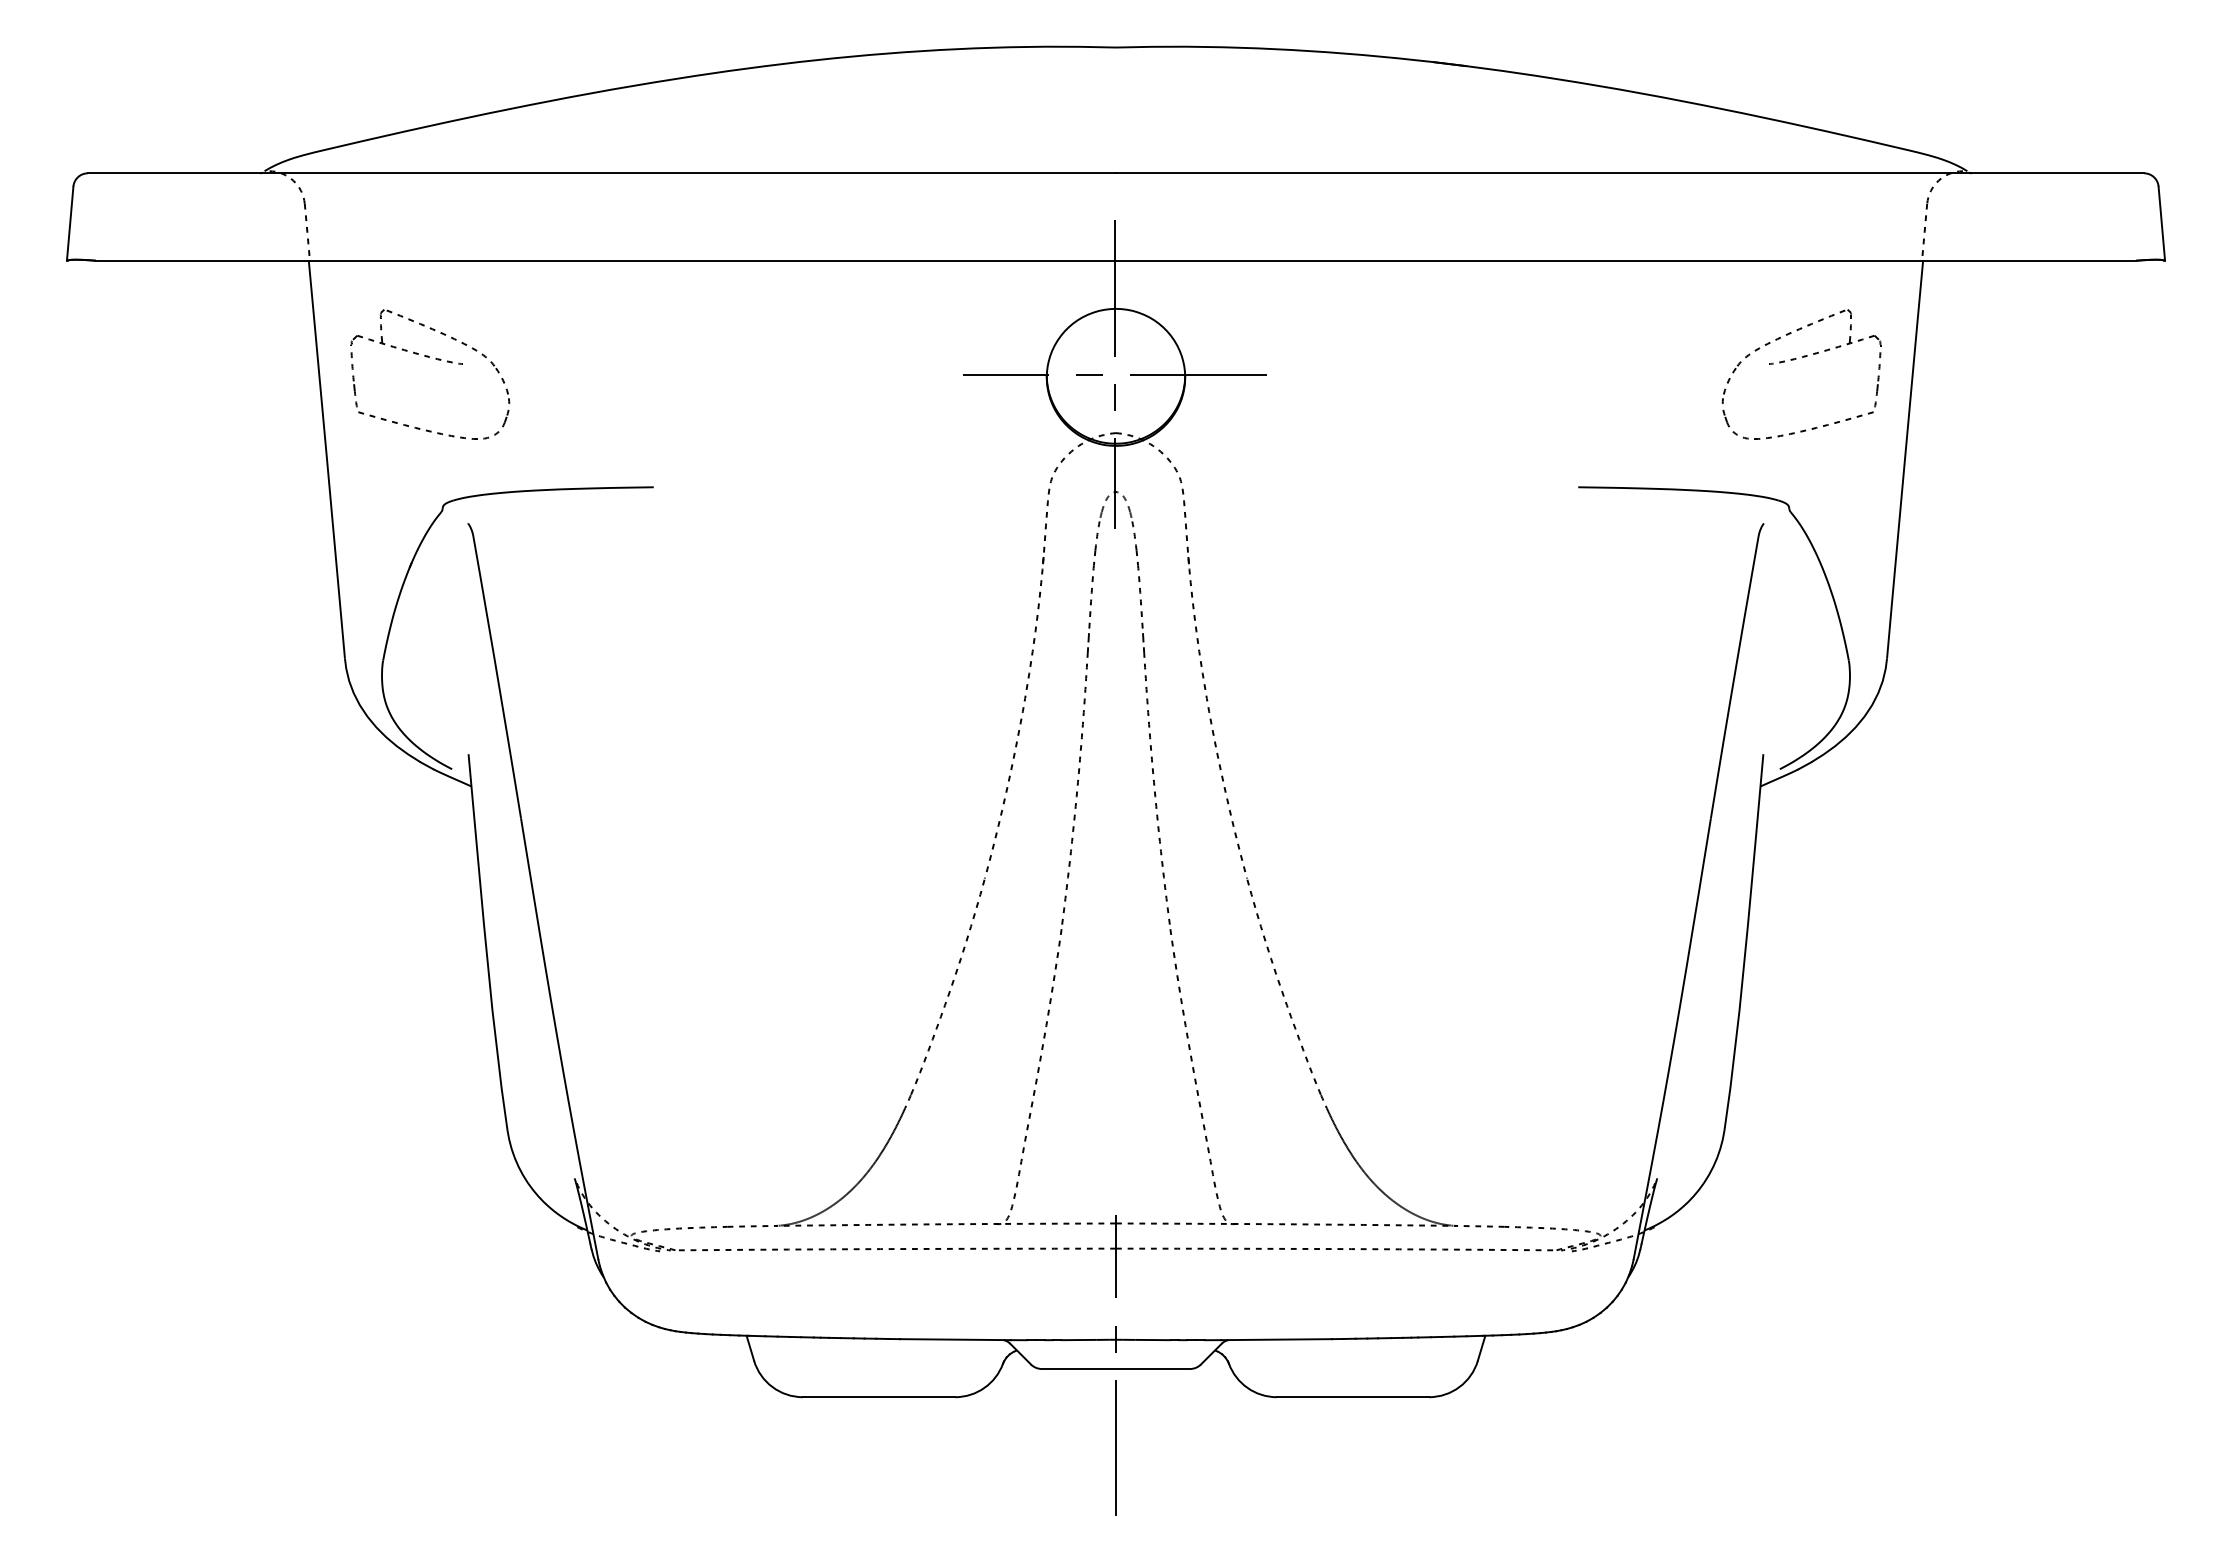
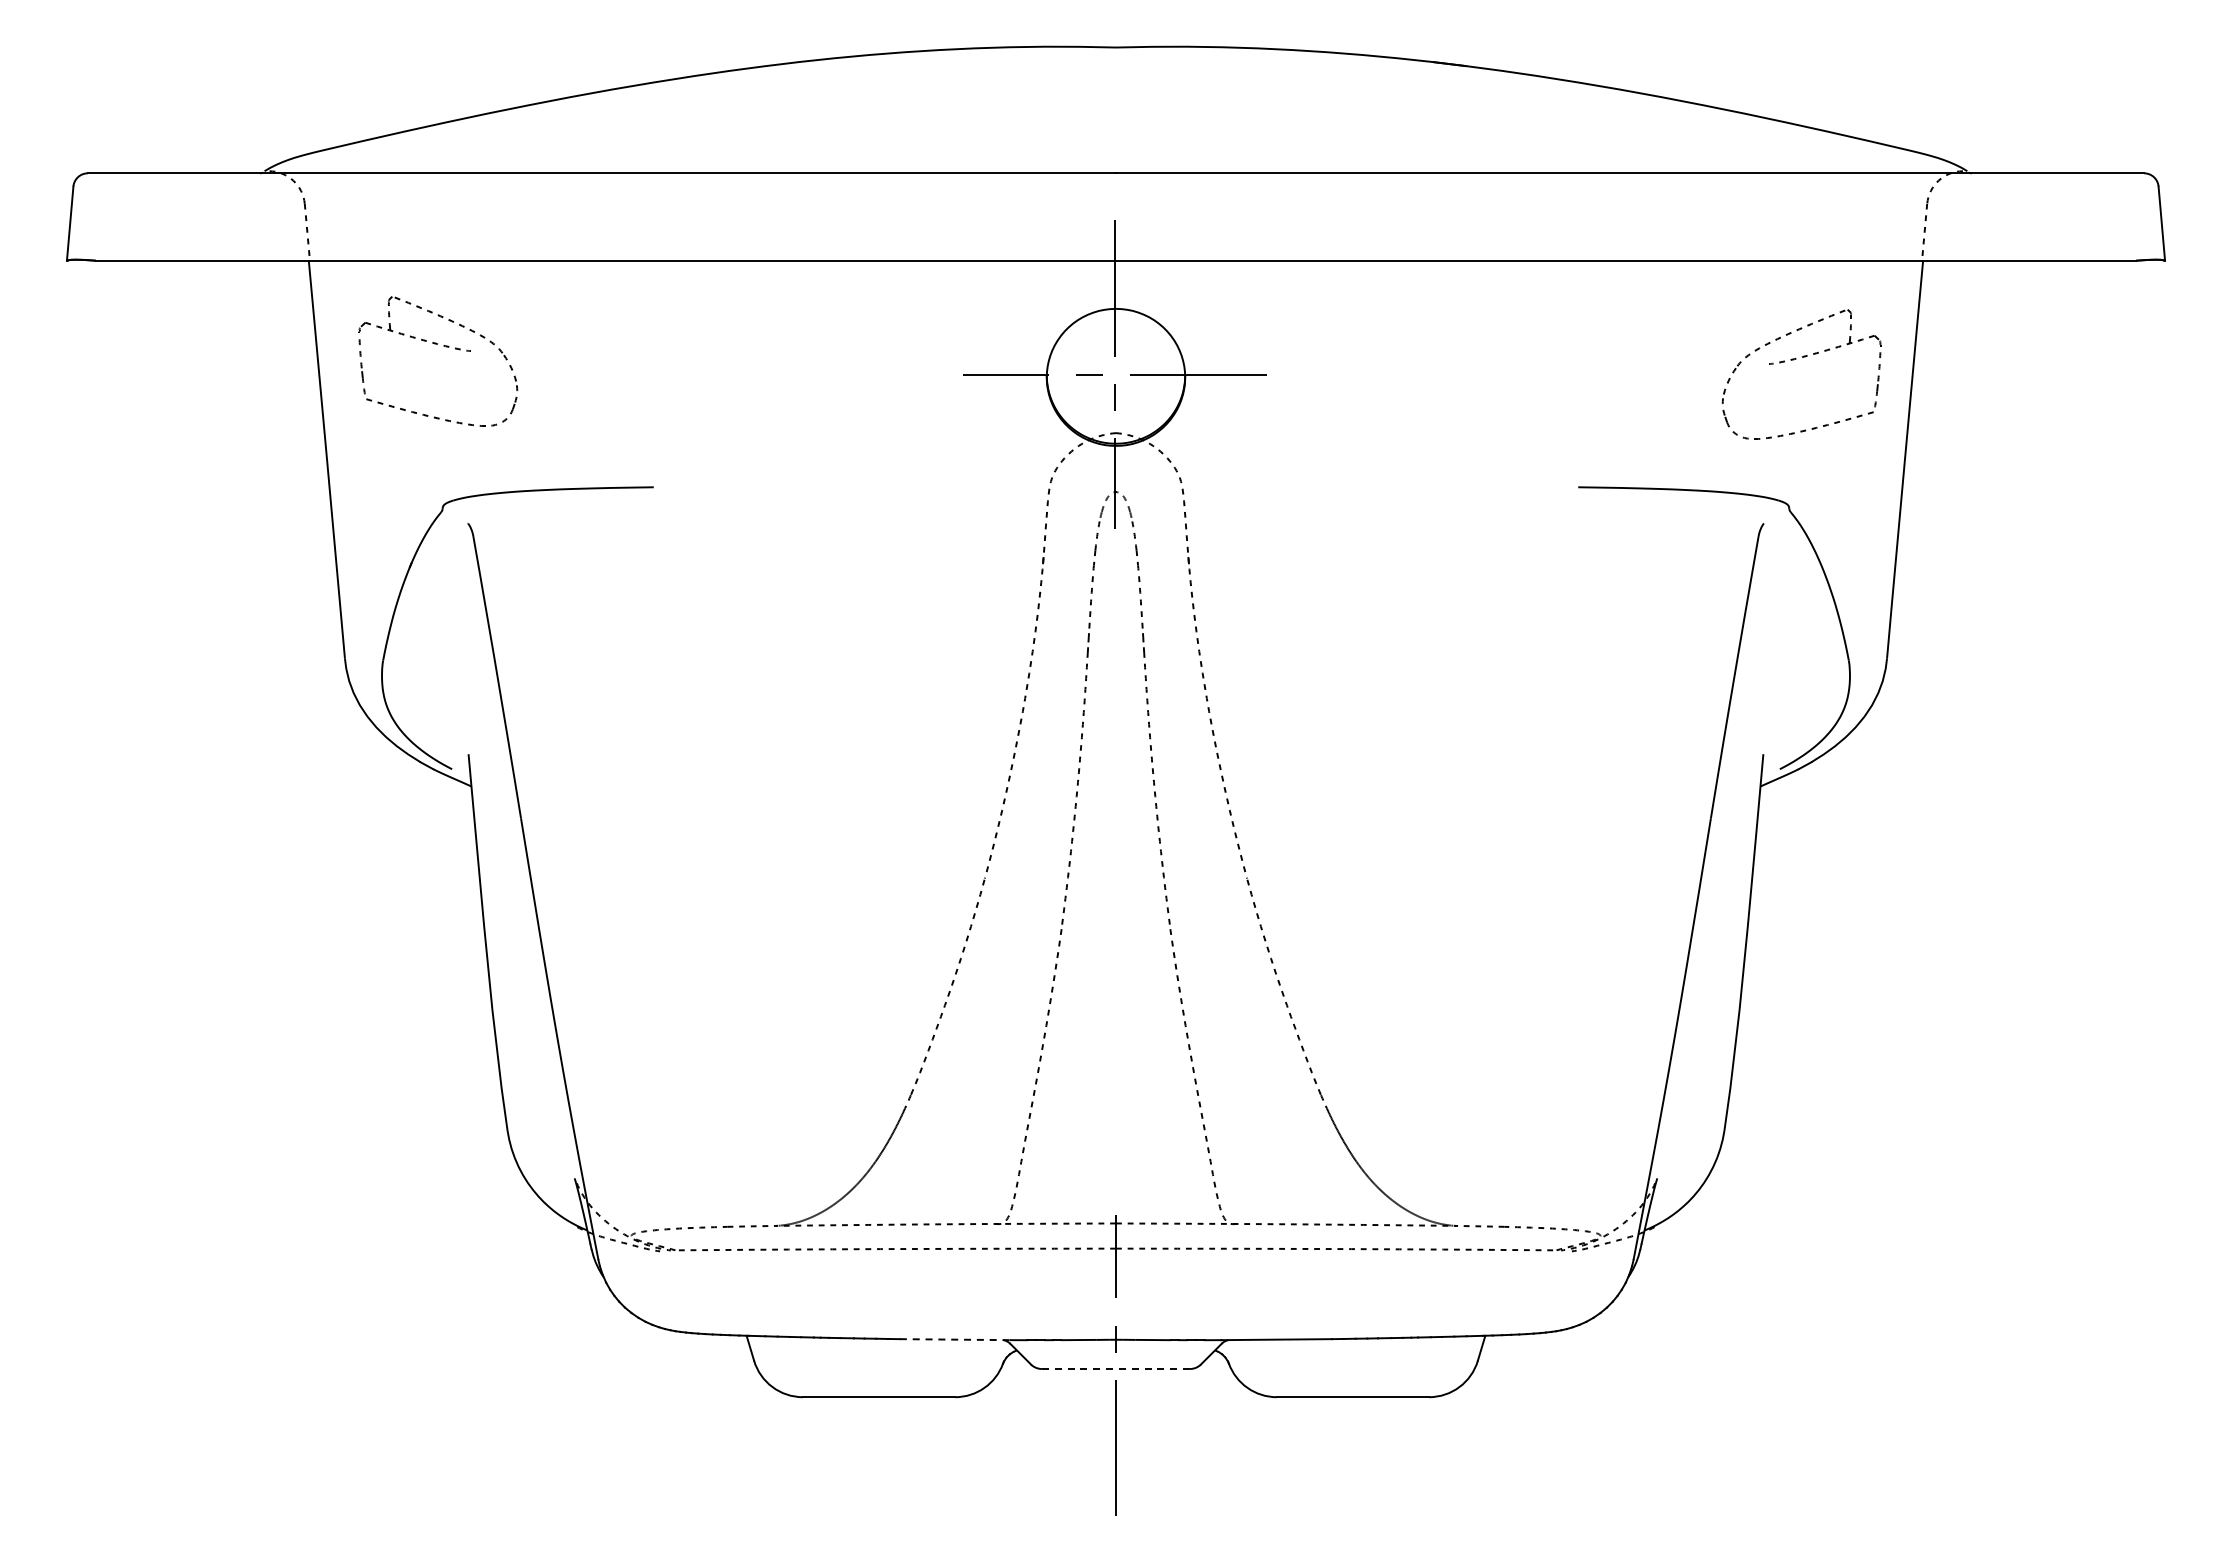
part position: (435, 359) -> (443, 346) (443, 346)
line: solid -> dashed (955, 1339)
line: solid -> dashed (1116, 1368)
